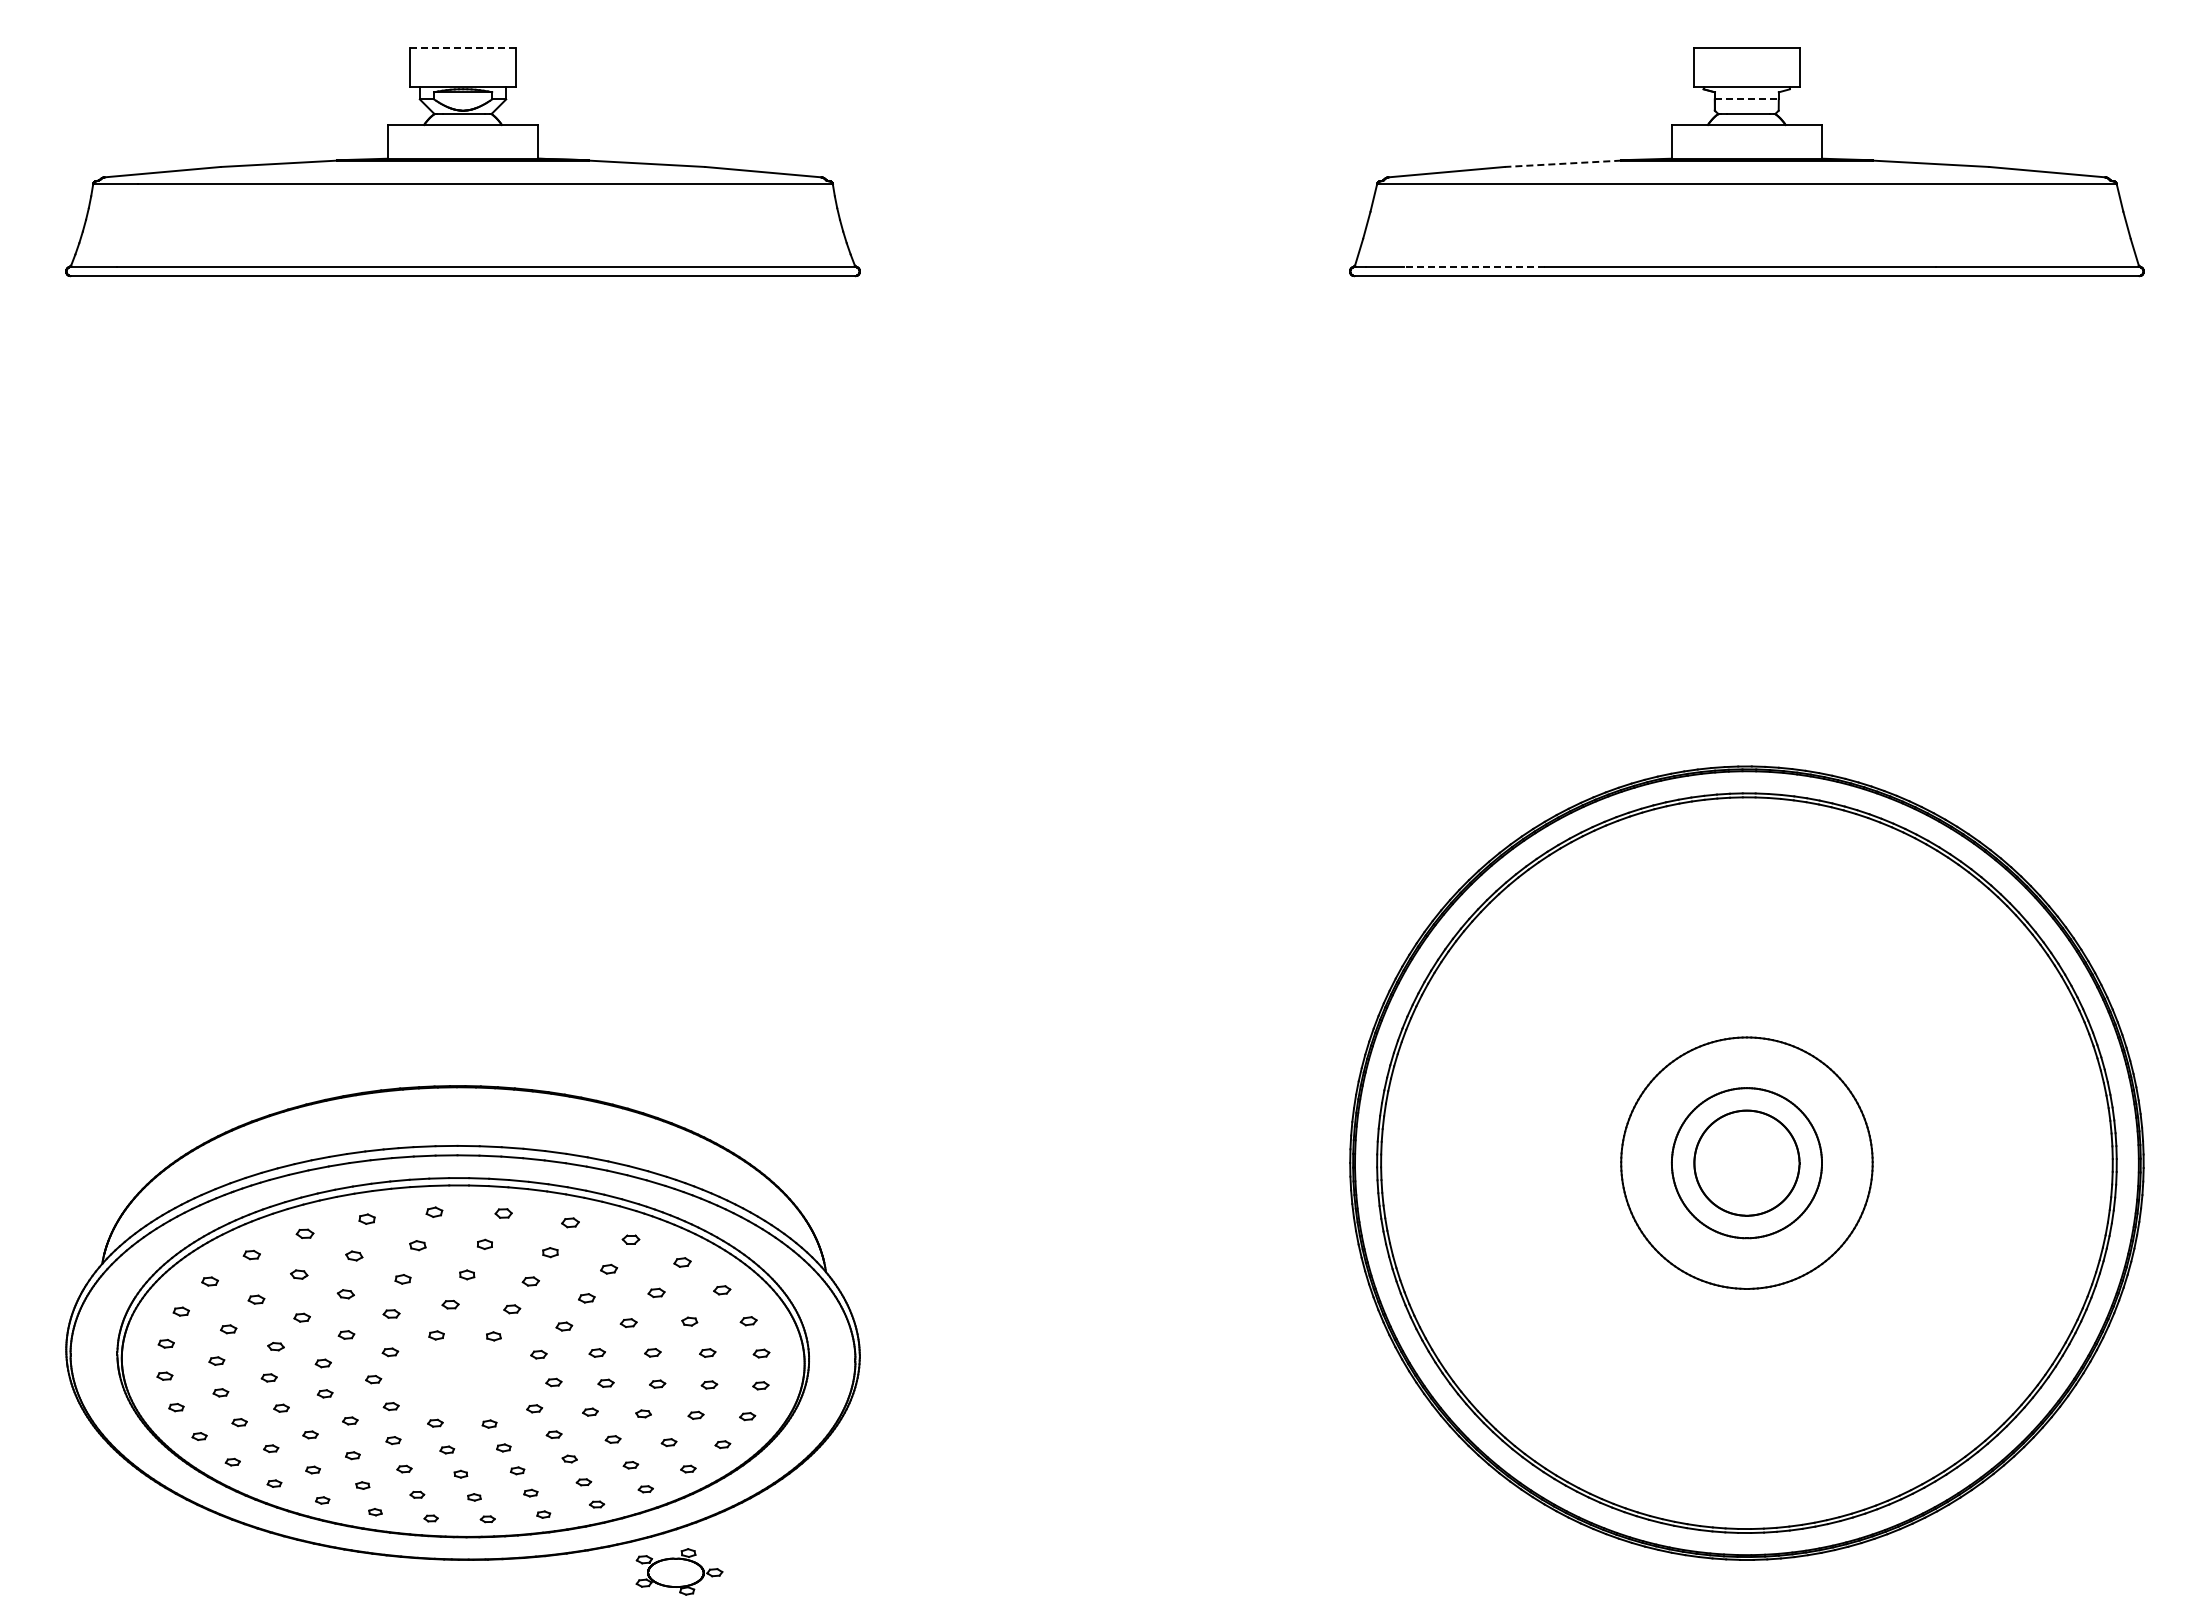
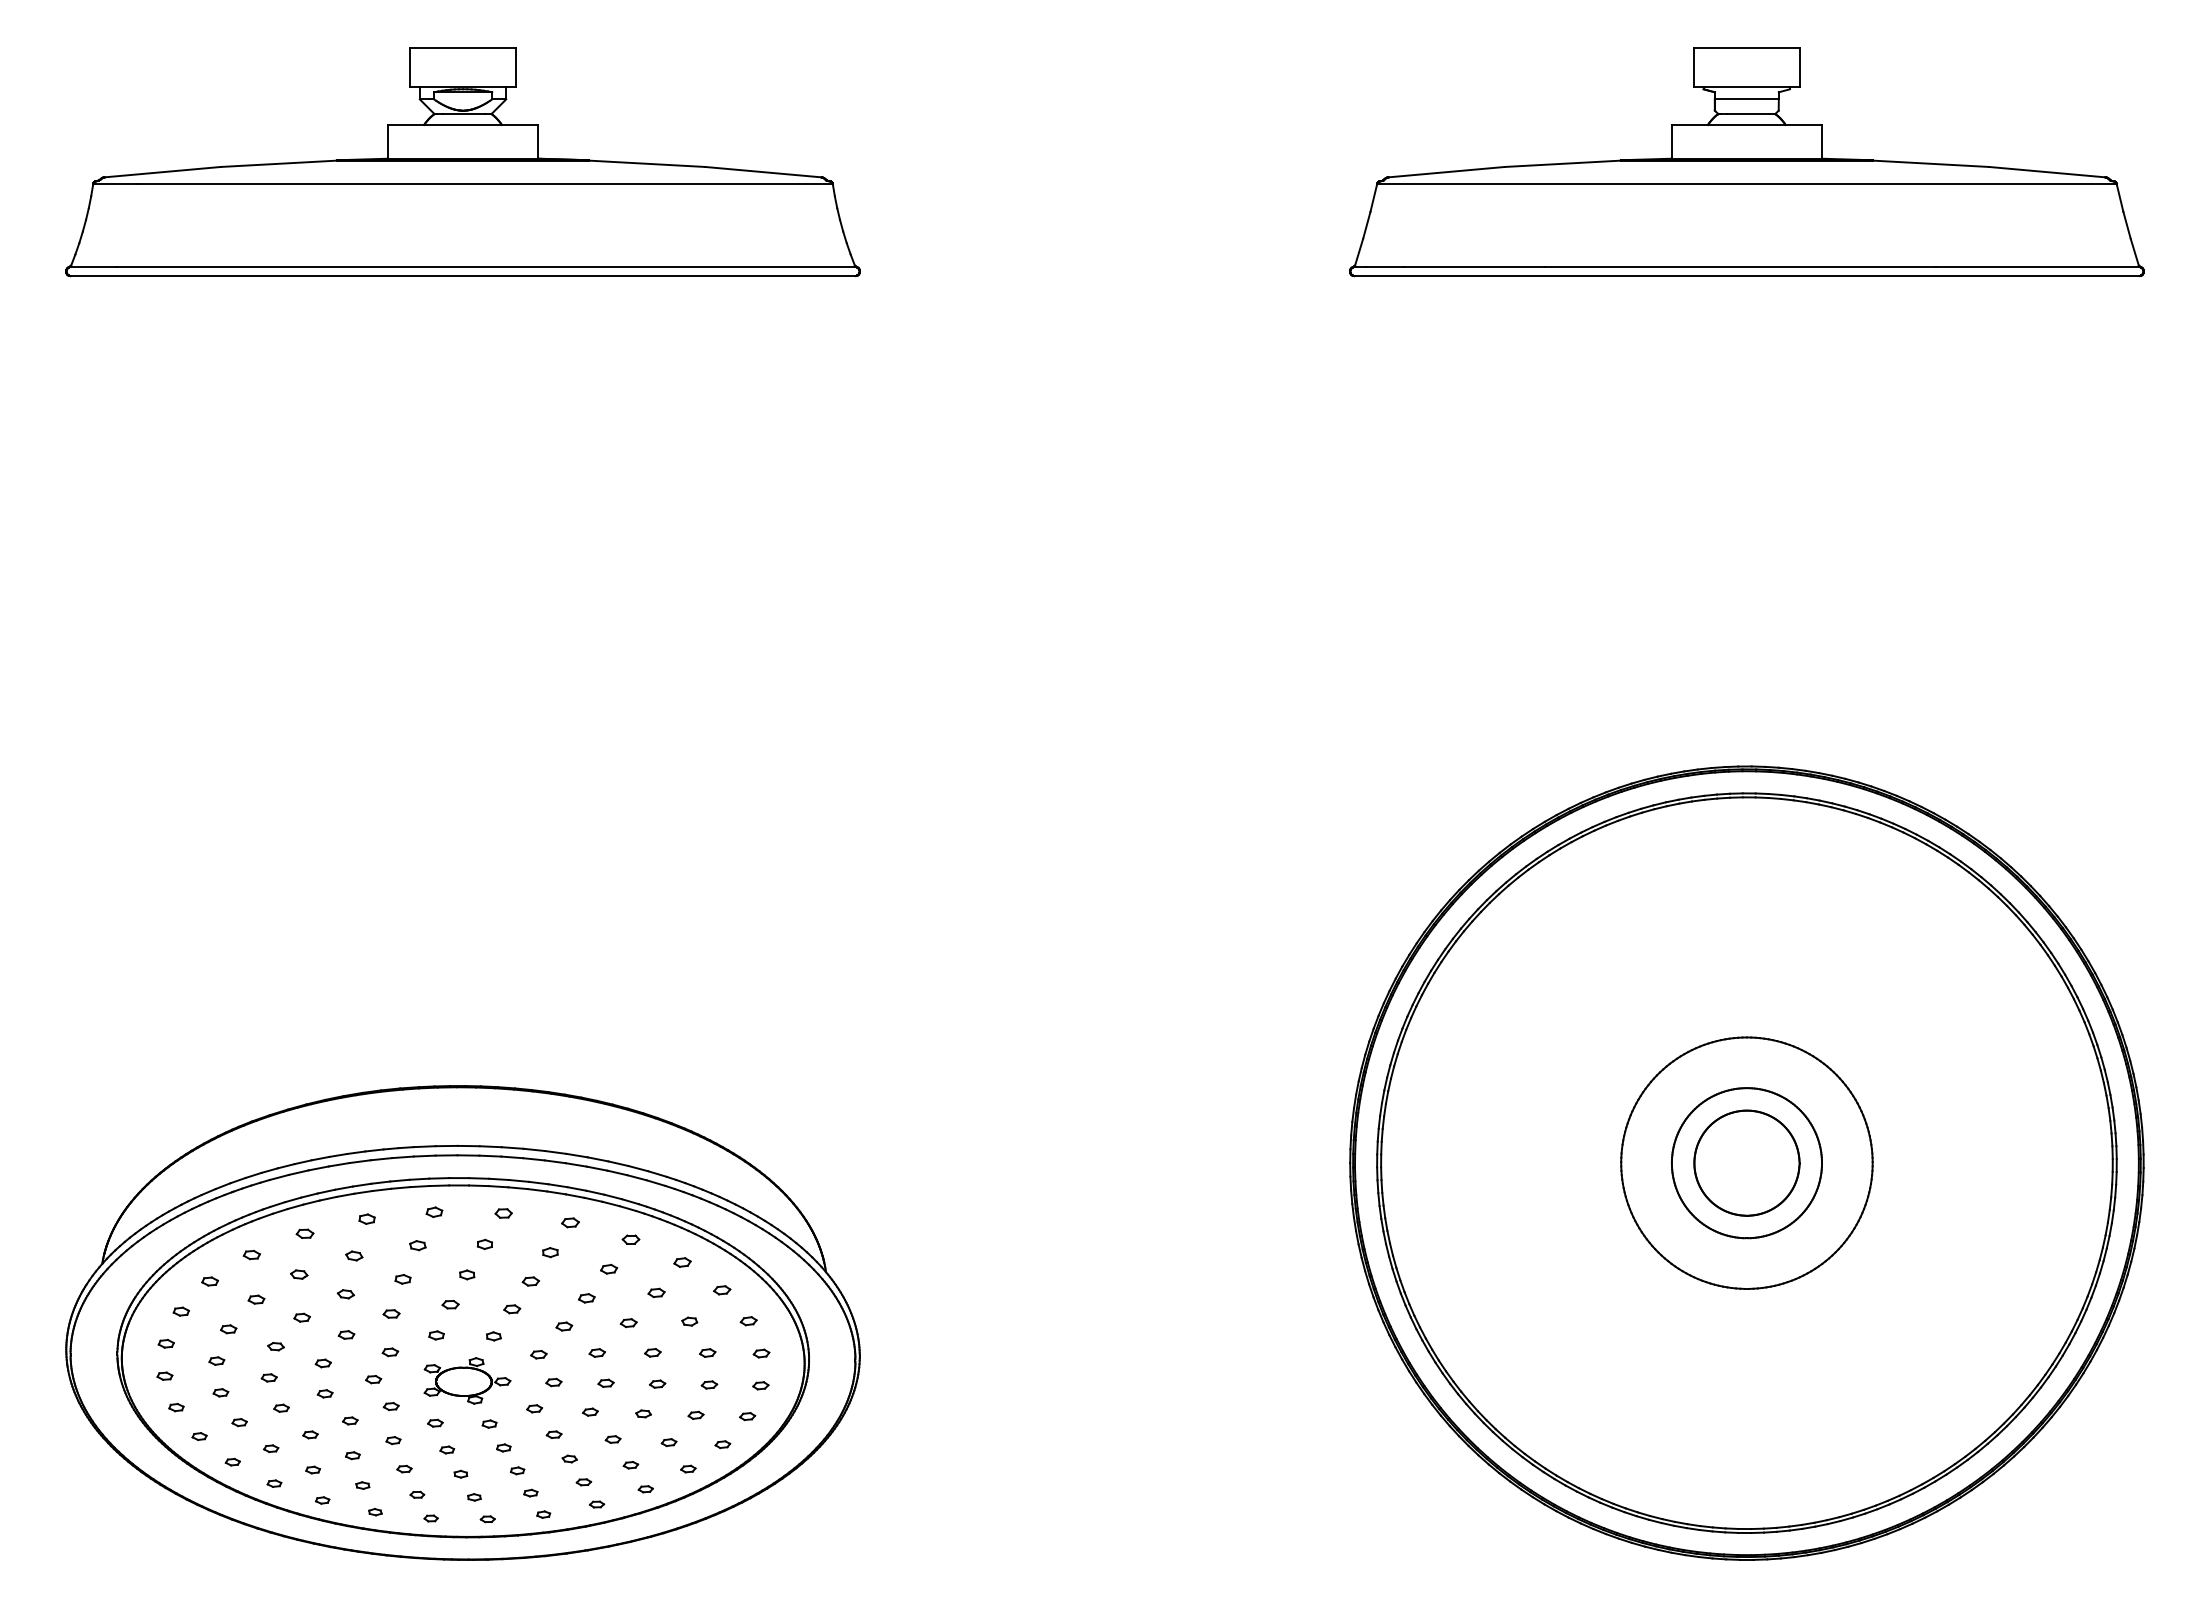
line: dashed -> solid (463, 48)
line: dashed -> solid (1746, 99)
line: dashed -> solid (1562, 163)
line: dashed -> solid (1474, 267)
part position: (679, 1571) -> (467, 1380) (467, 1380)
